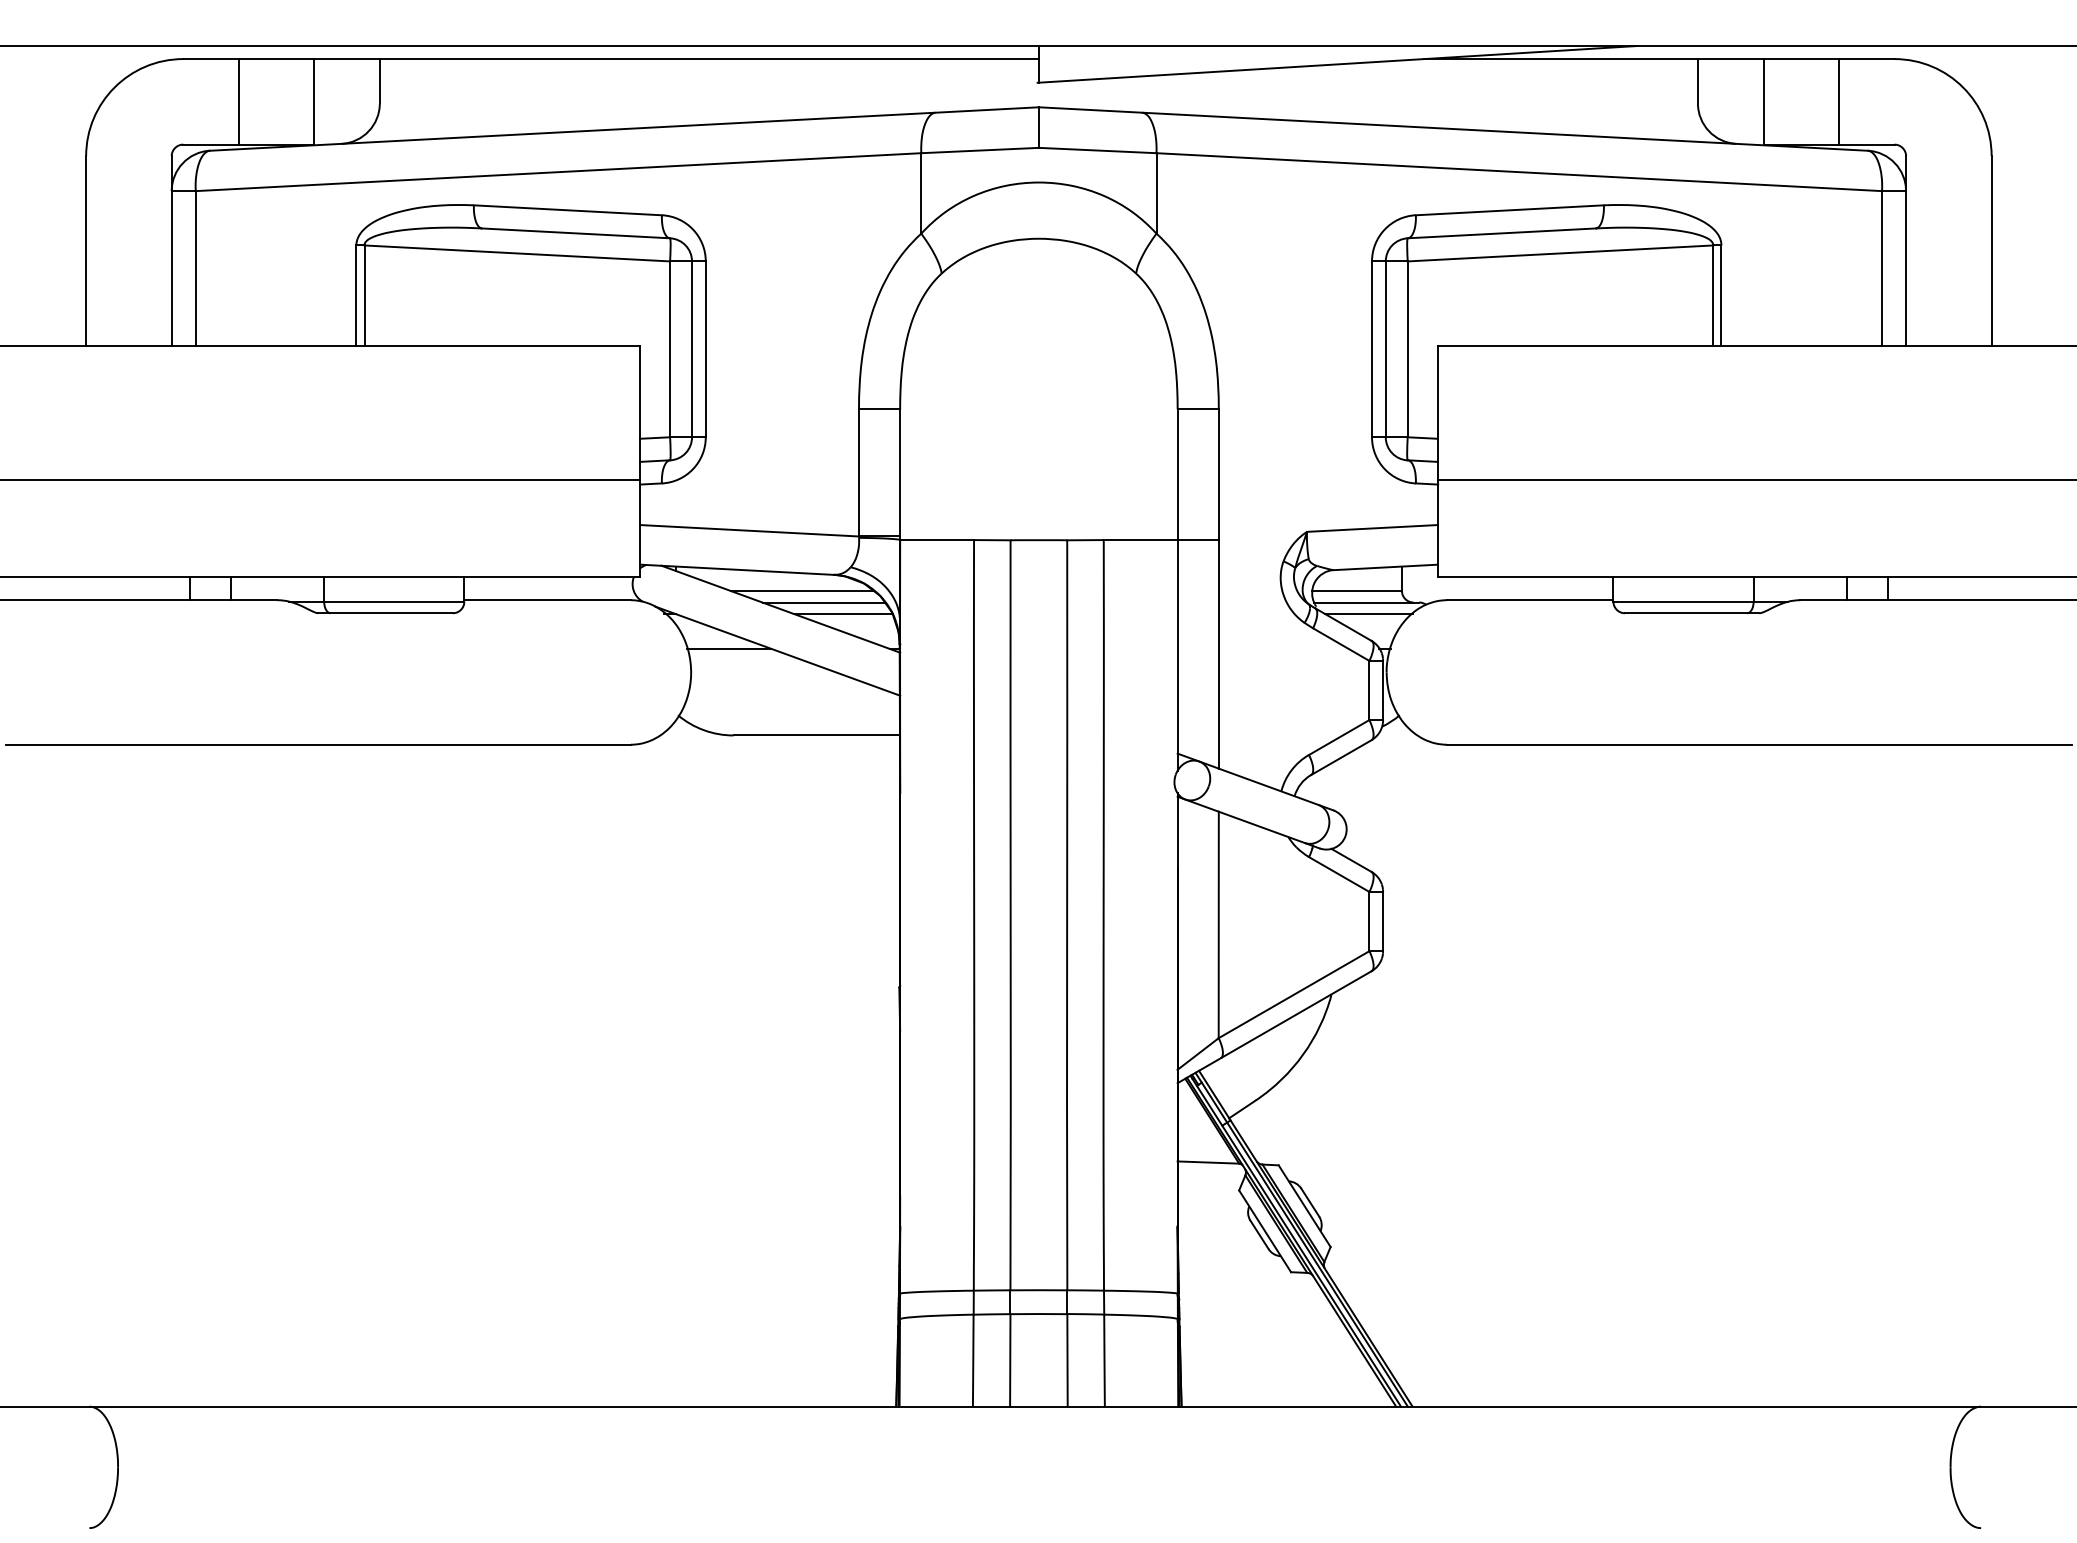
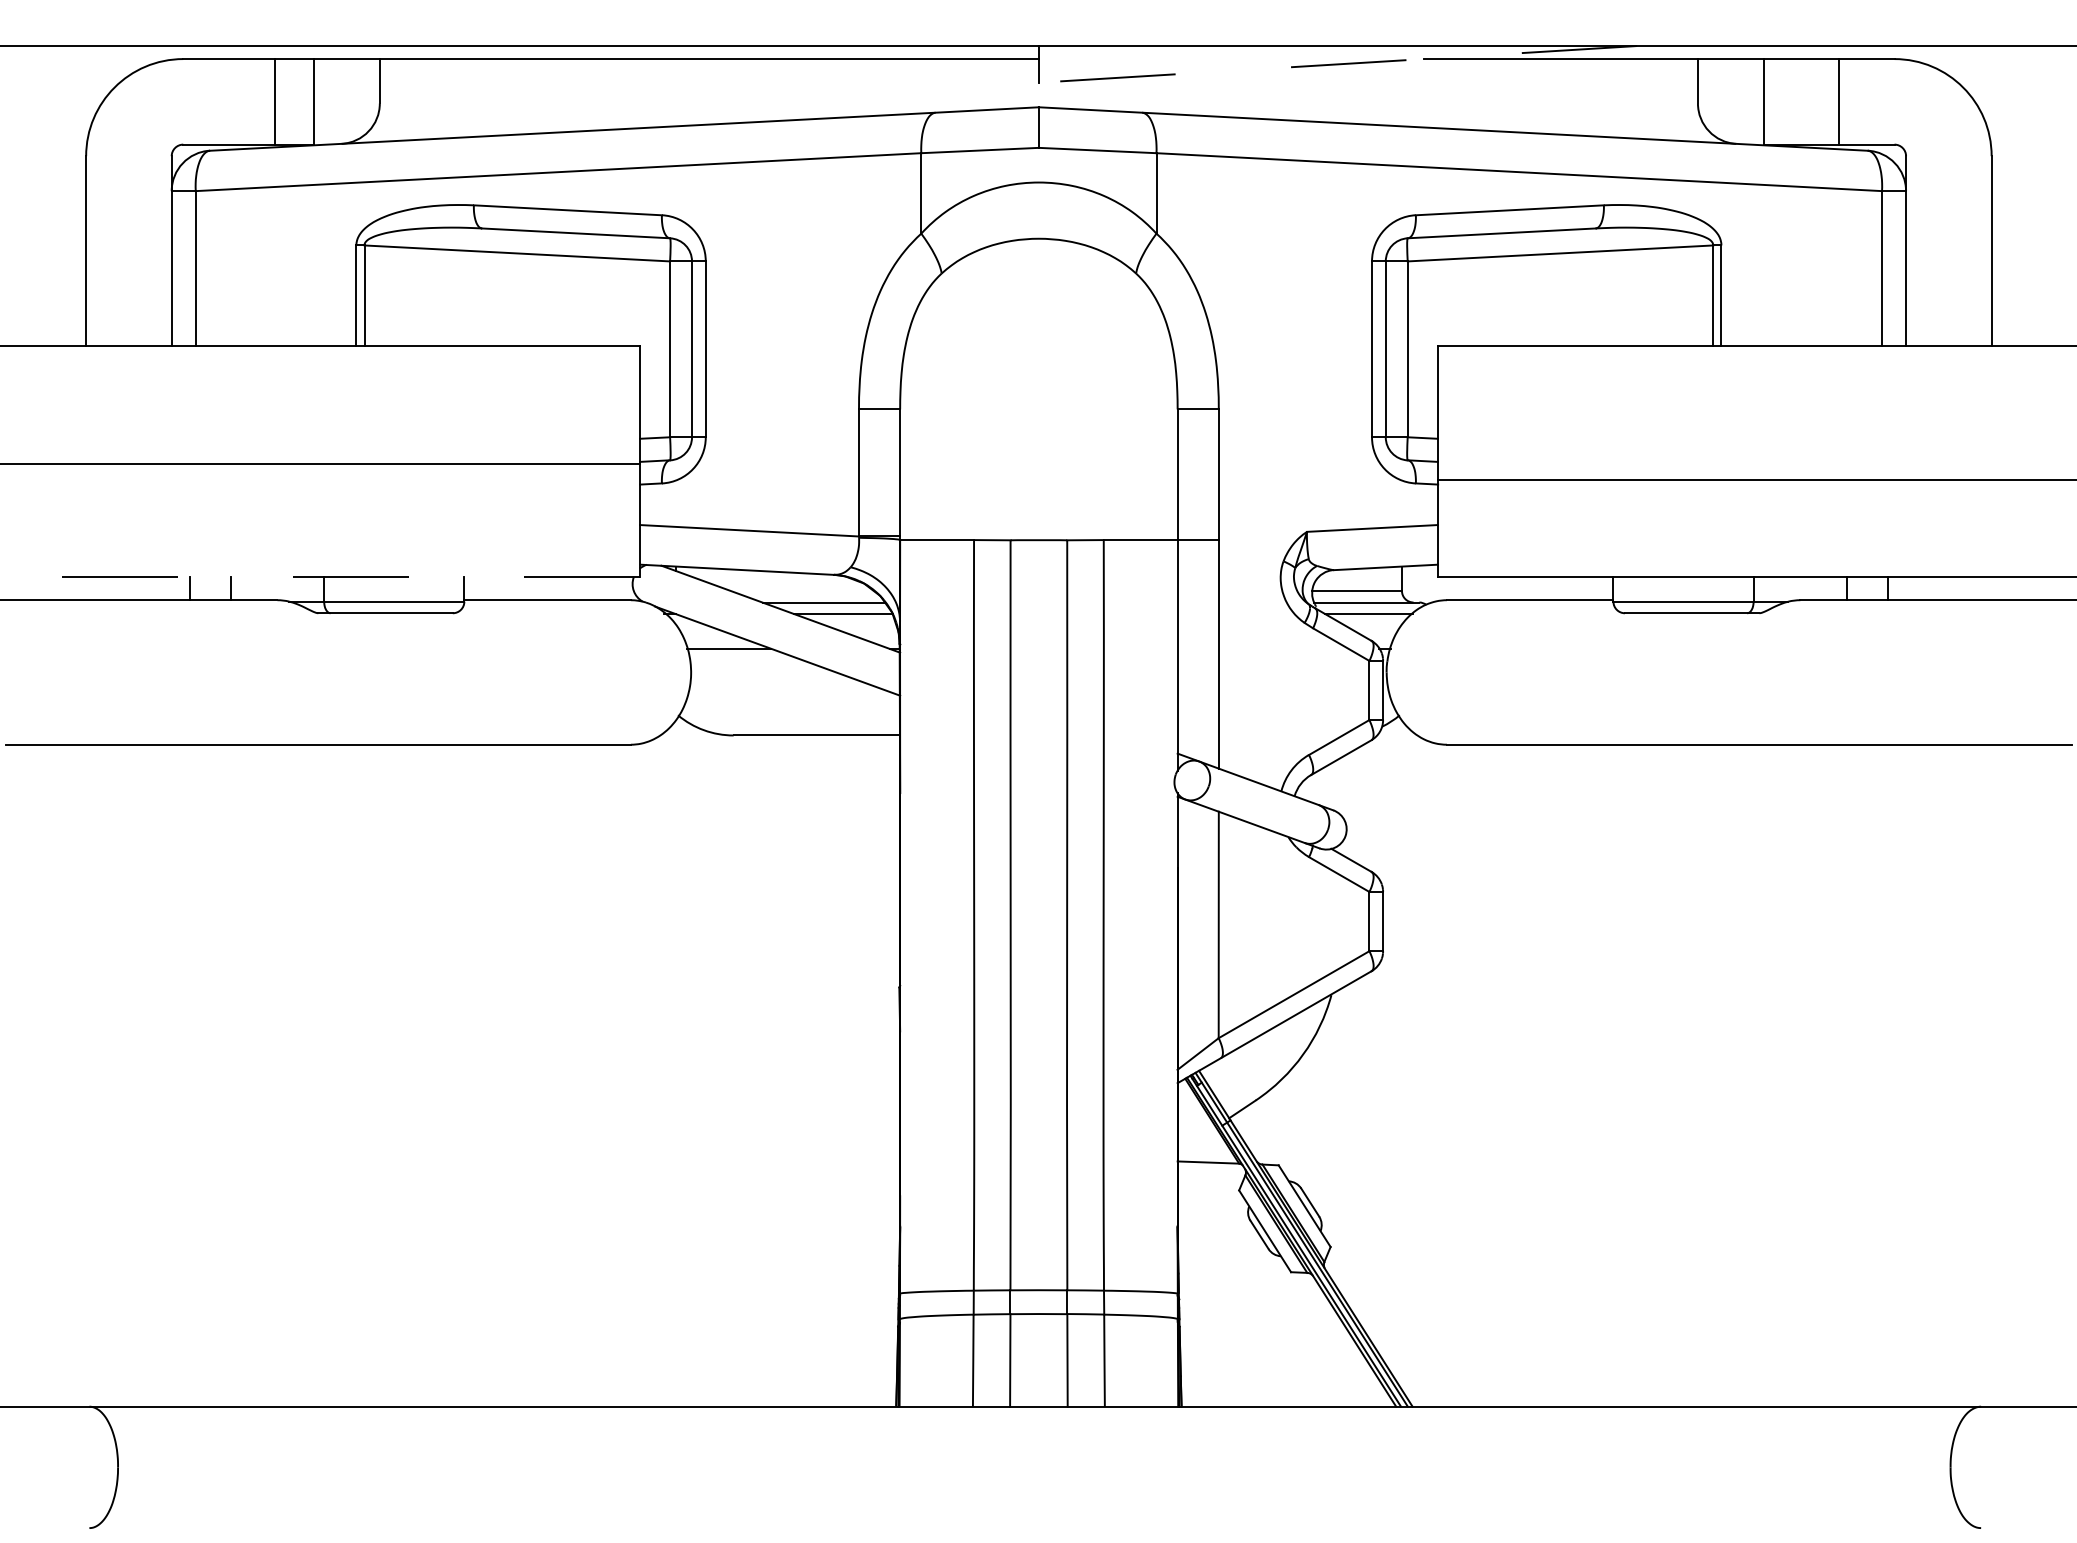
line: solid -> dashed (1336, 64)
line position: (238, 101) -> (274, 101) (274, 101)
line position: (321, 479) -> (321, 463) (321, 463)
line: solid -> dashed (320, 577)
line: present -> none (801, 590)
